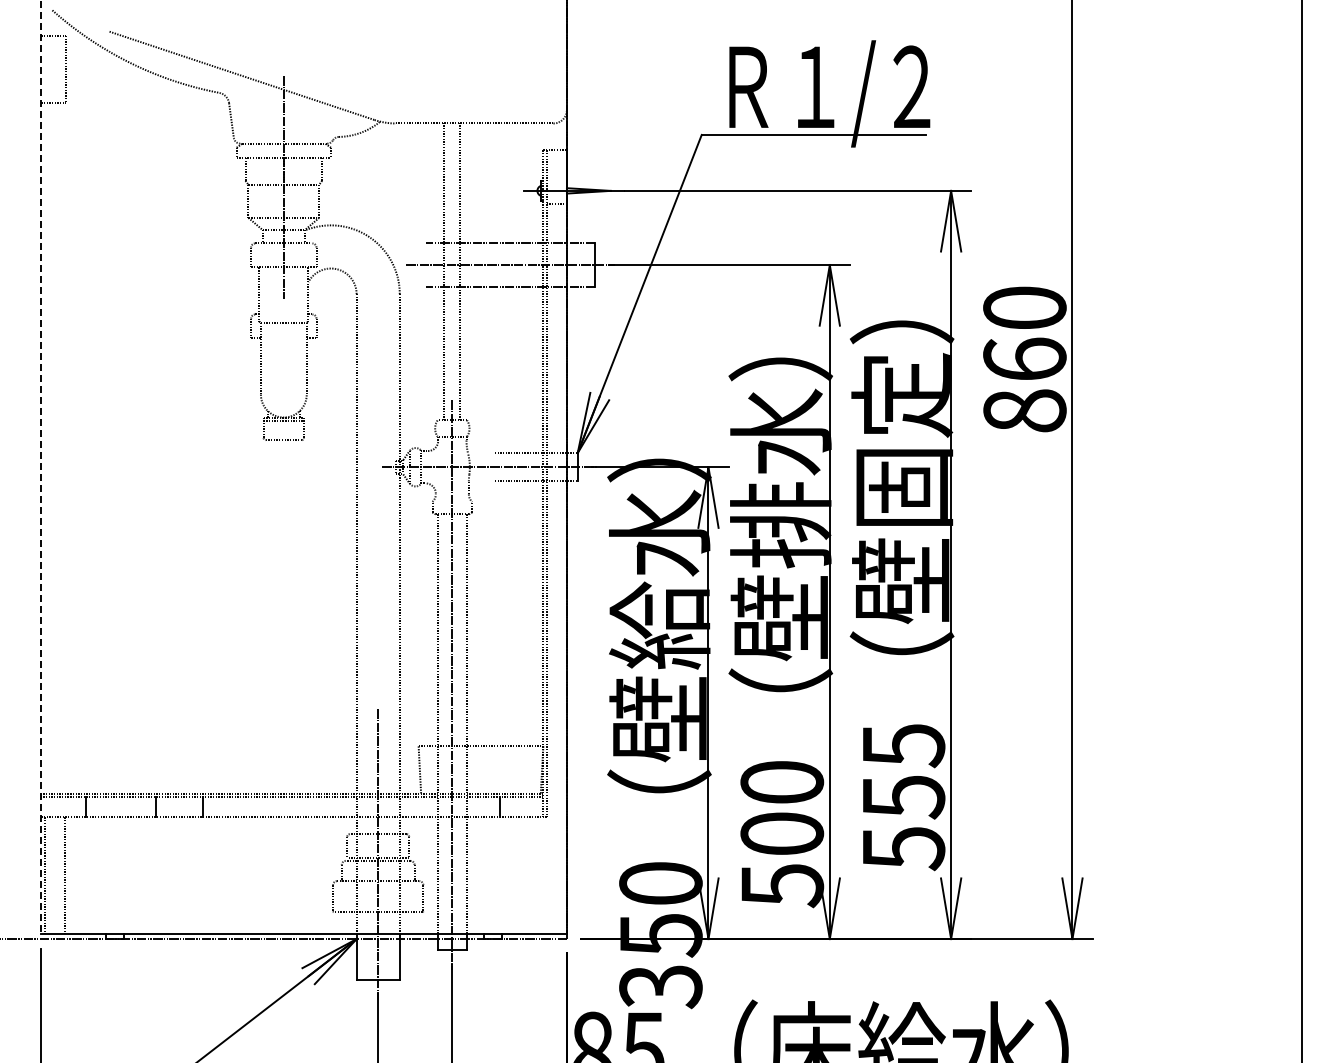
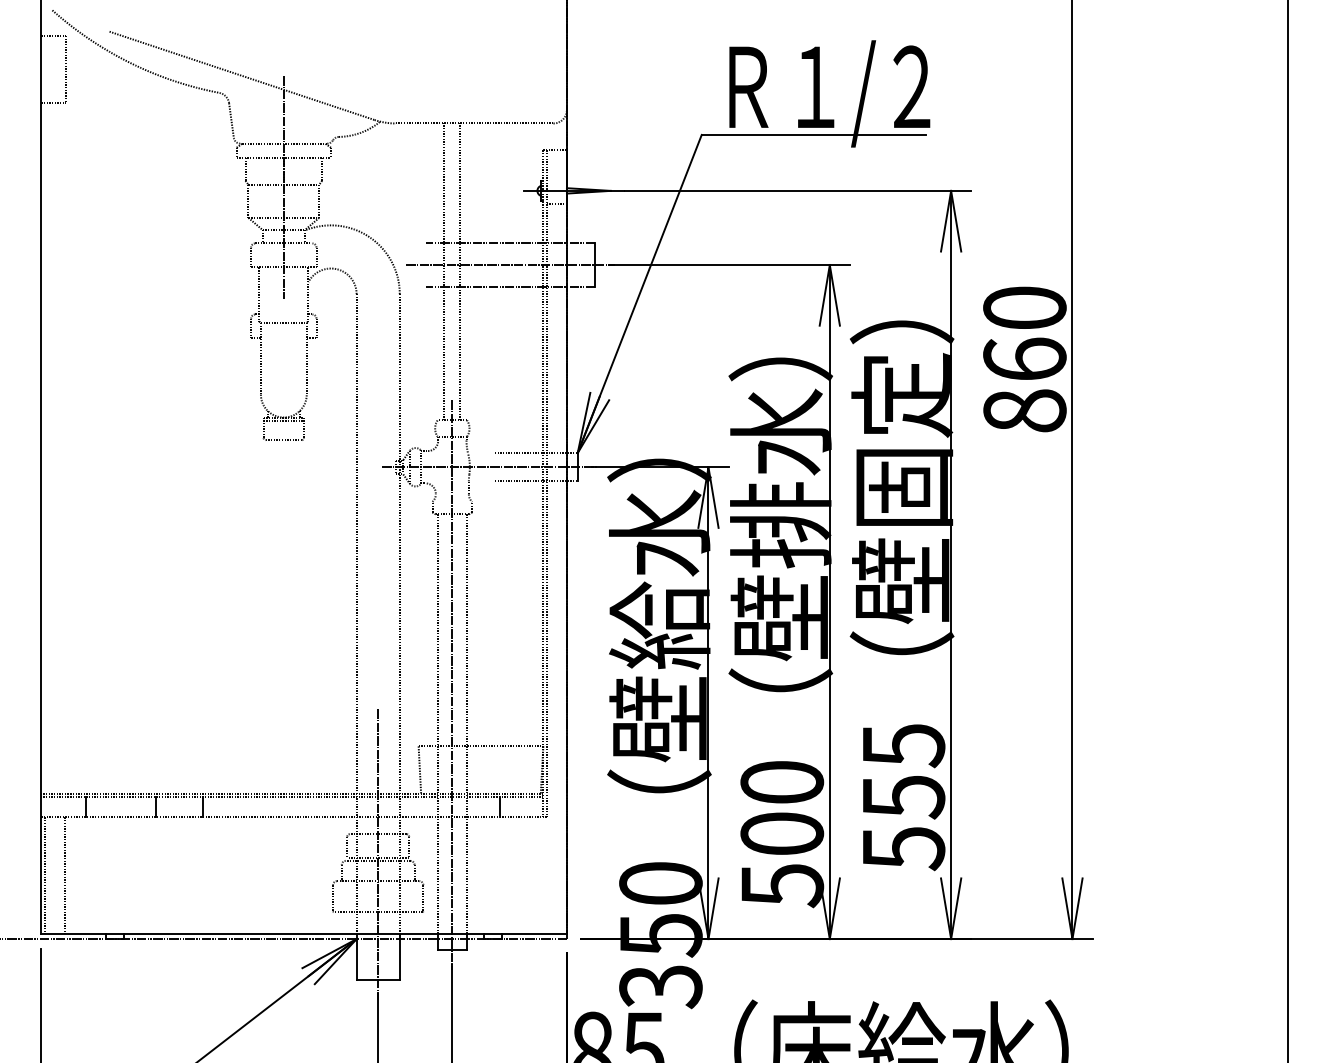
line: dashed -> solid (41, 467)
line position: (1302, 530) -> (1288, 530) (1288, 530)
